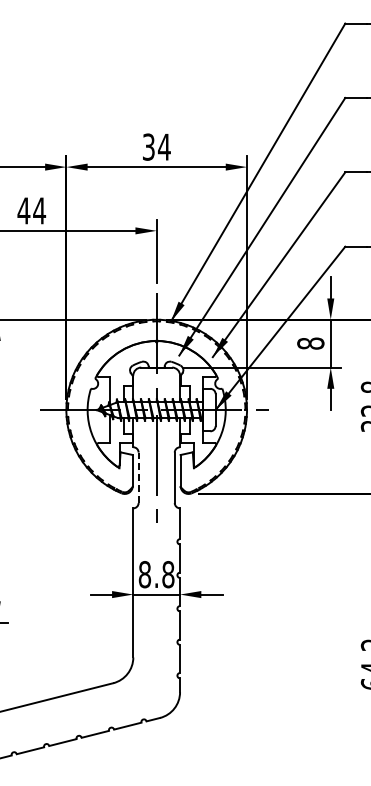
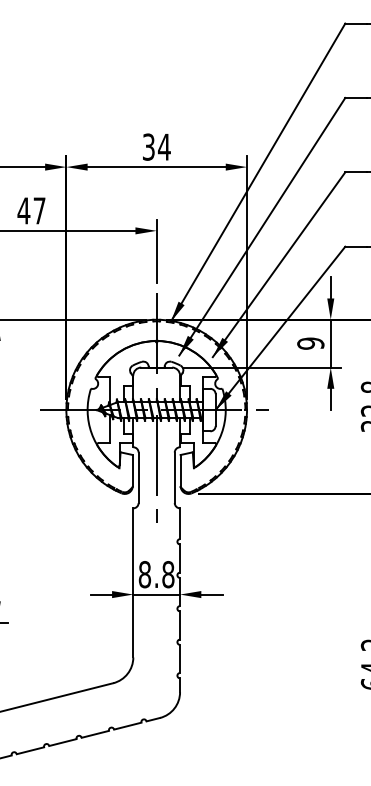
text: 44 -> 47 (39, 210)
text: 8 -> 9 (310, 343)
line: dashed -> solid (138, 477)
